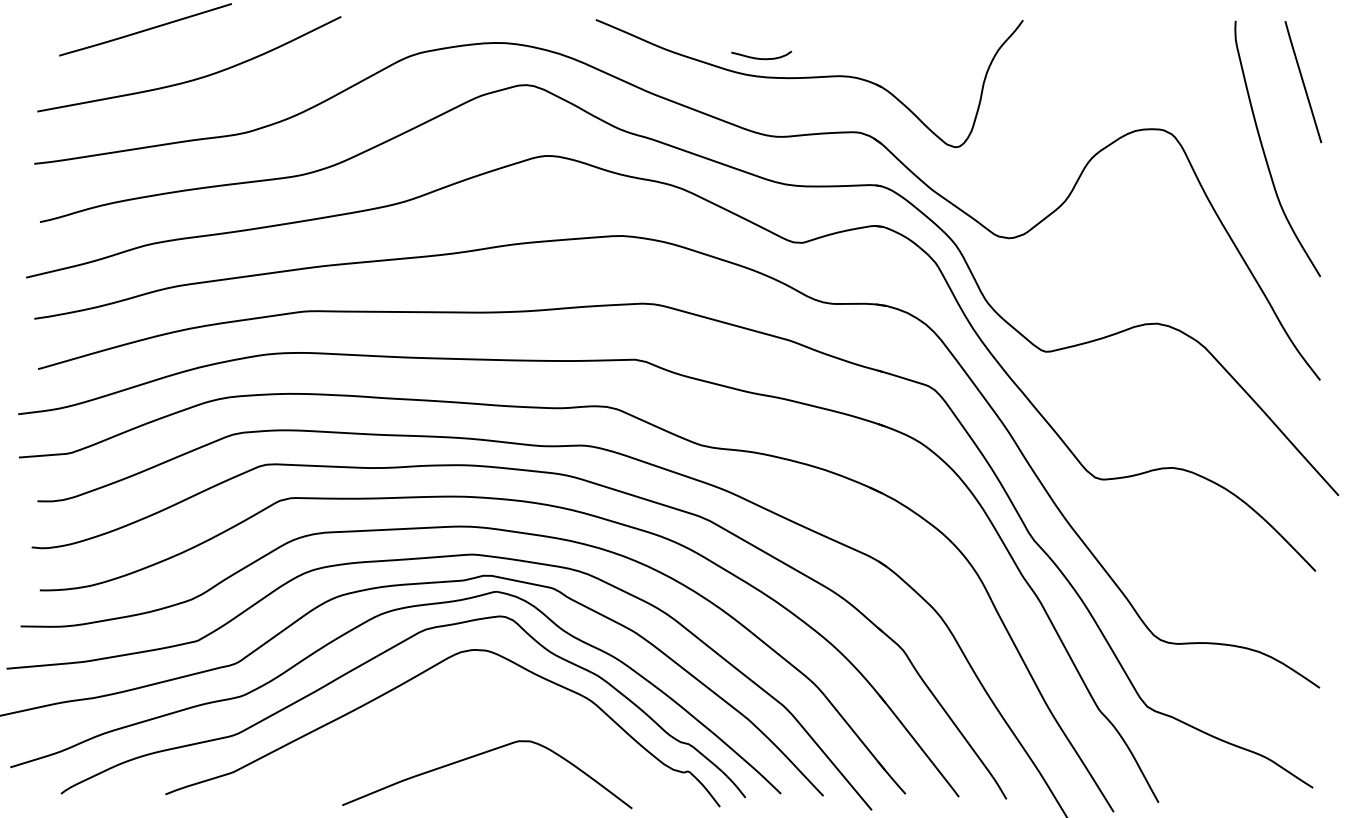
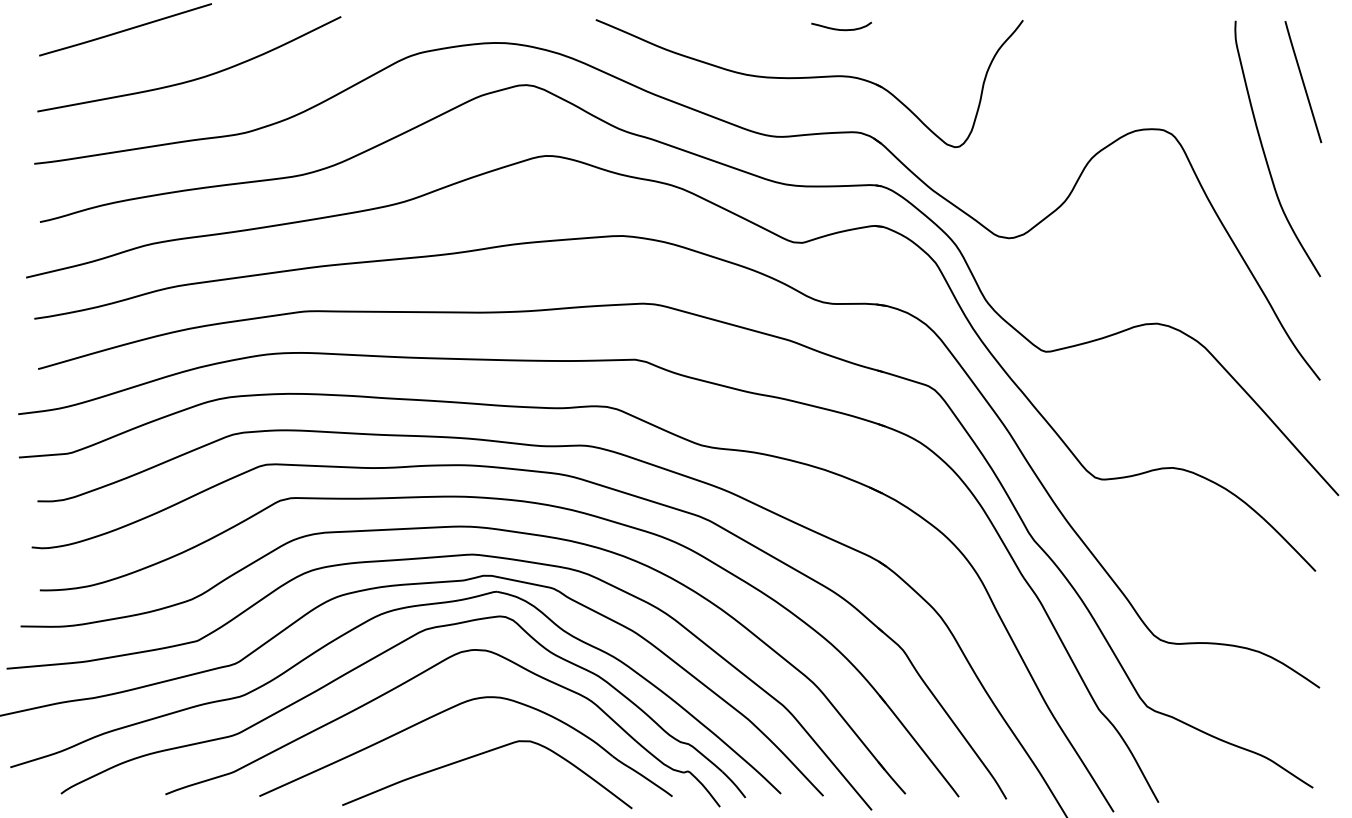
line position: (145, 29) -> (125, 29) (125, 29)
curve position: (761, 58) -> (841, 29) (841, 29)
part: none -> present (448, 710)
